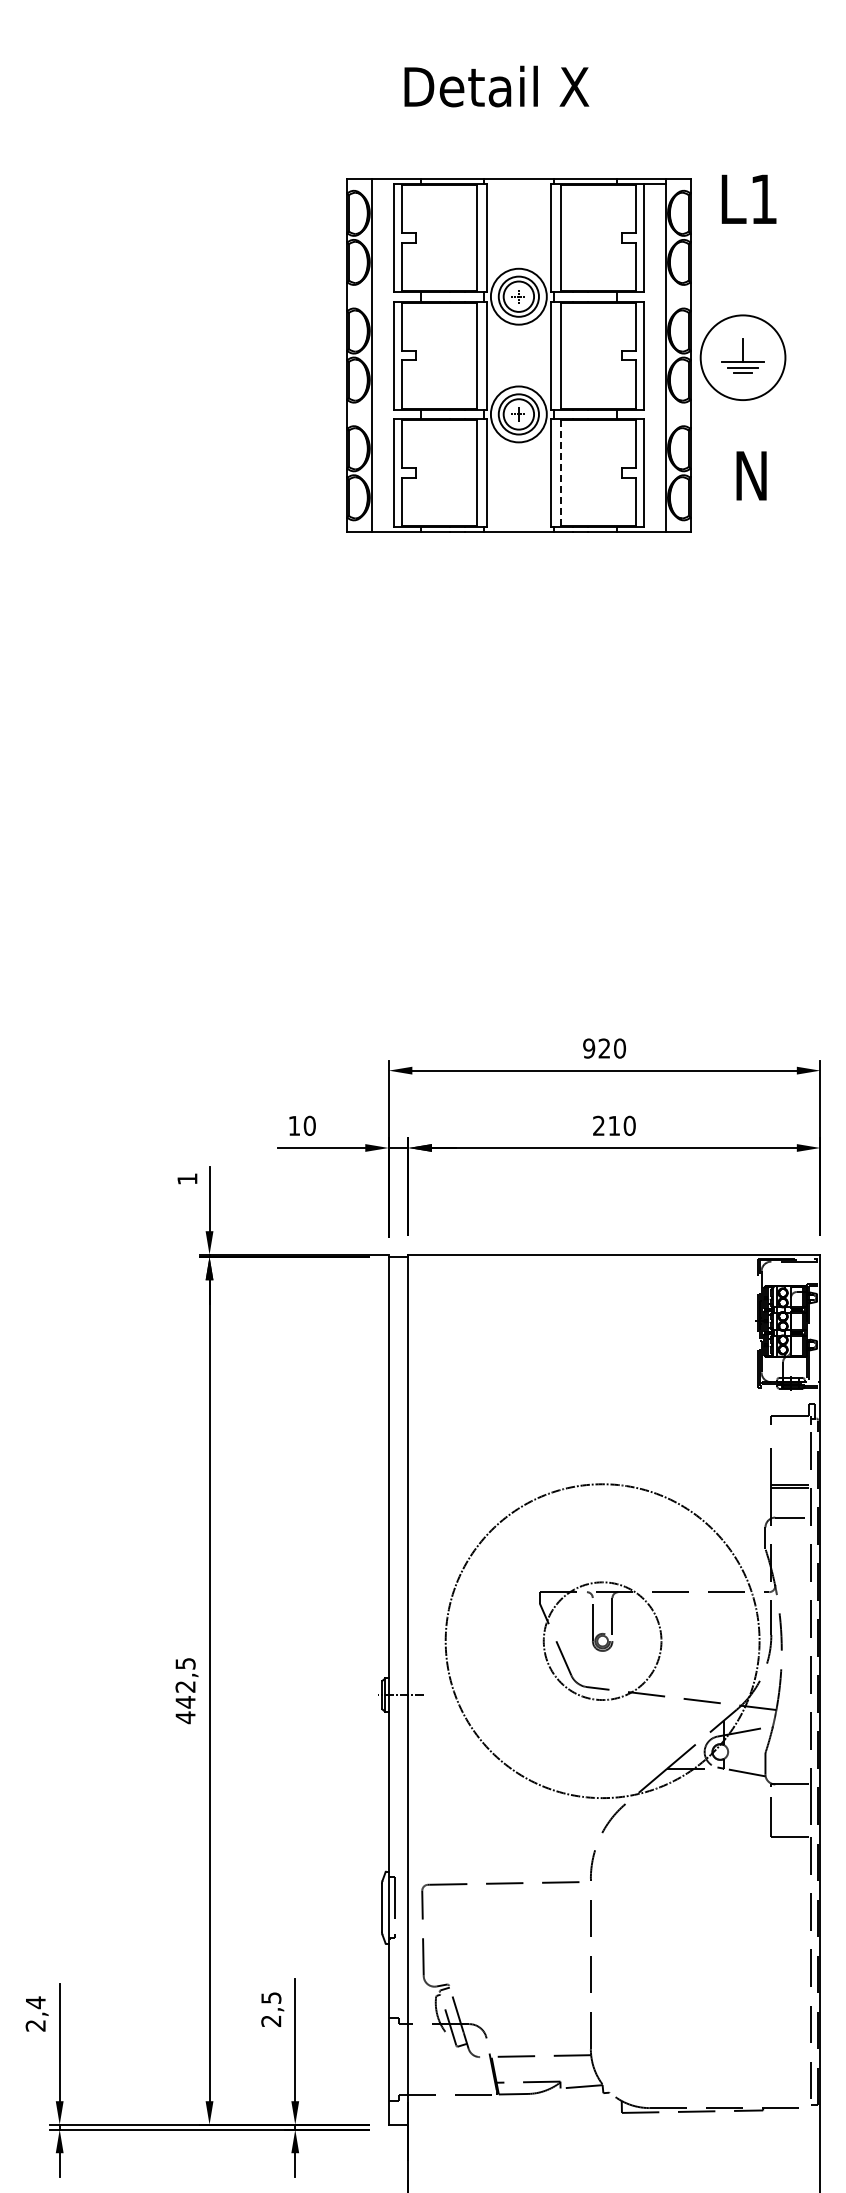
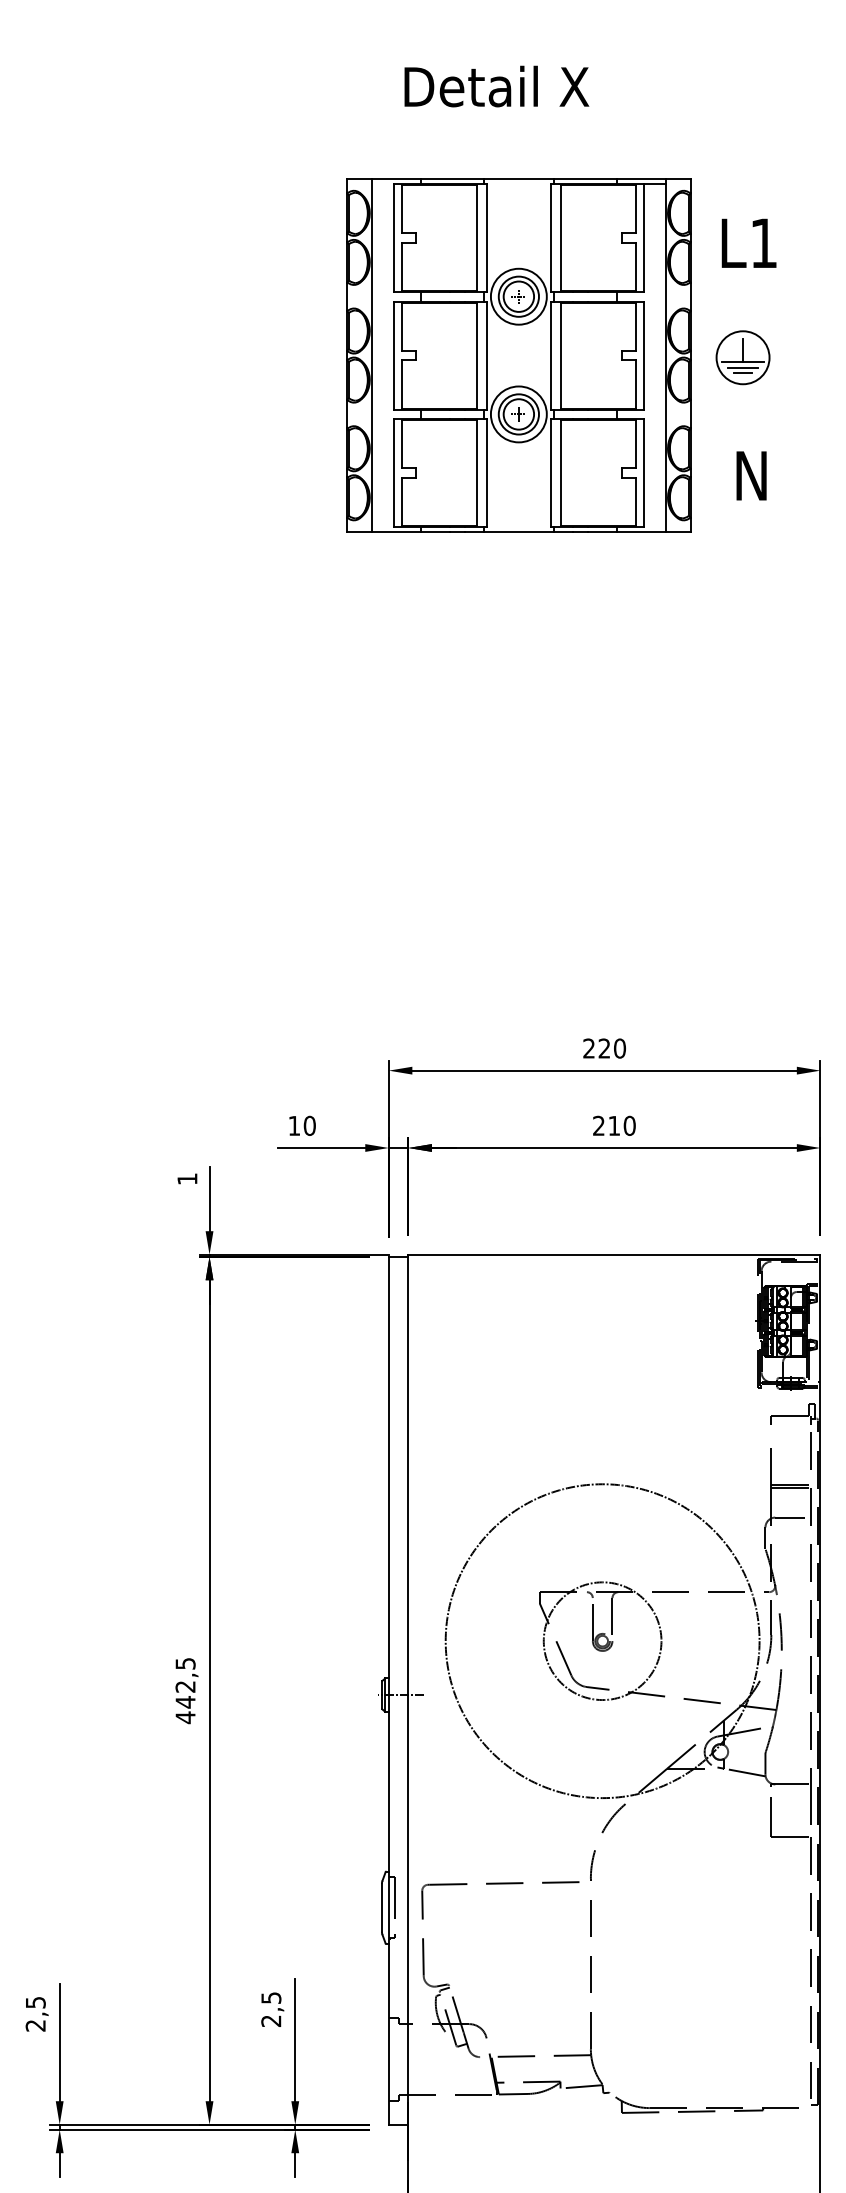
text position: (748, 198) -> (748, 242) (748, 242)
circle diameter: 85 px -> 53 px (742, 357)
line: dashed -> solid (561, 473)
text: 920 -> 220 (589, 1048)
text: 2,4 -> 2,5 (35, 2002)
